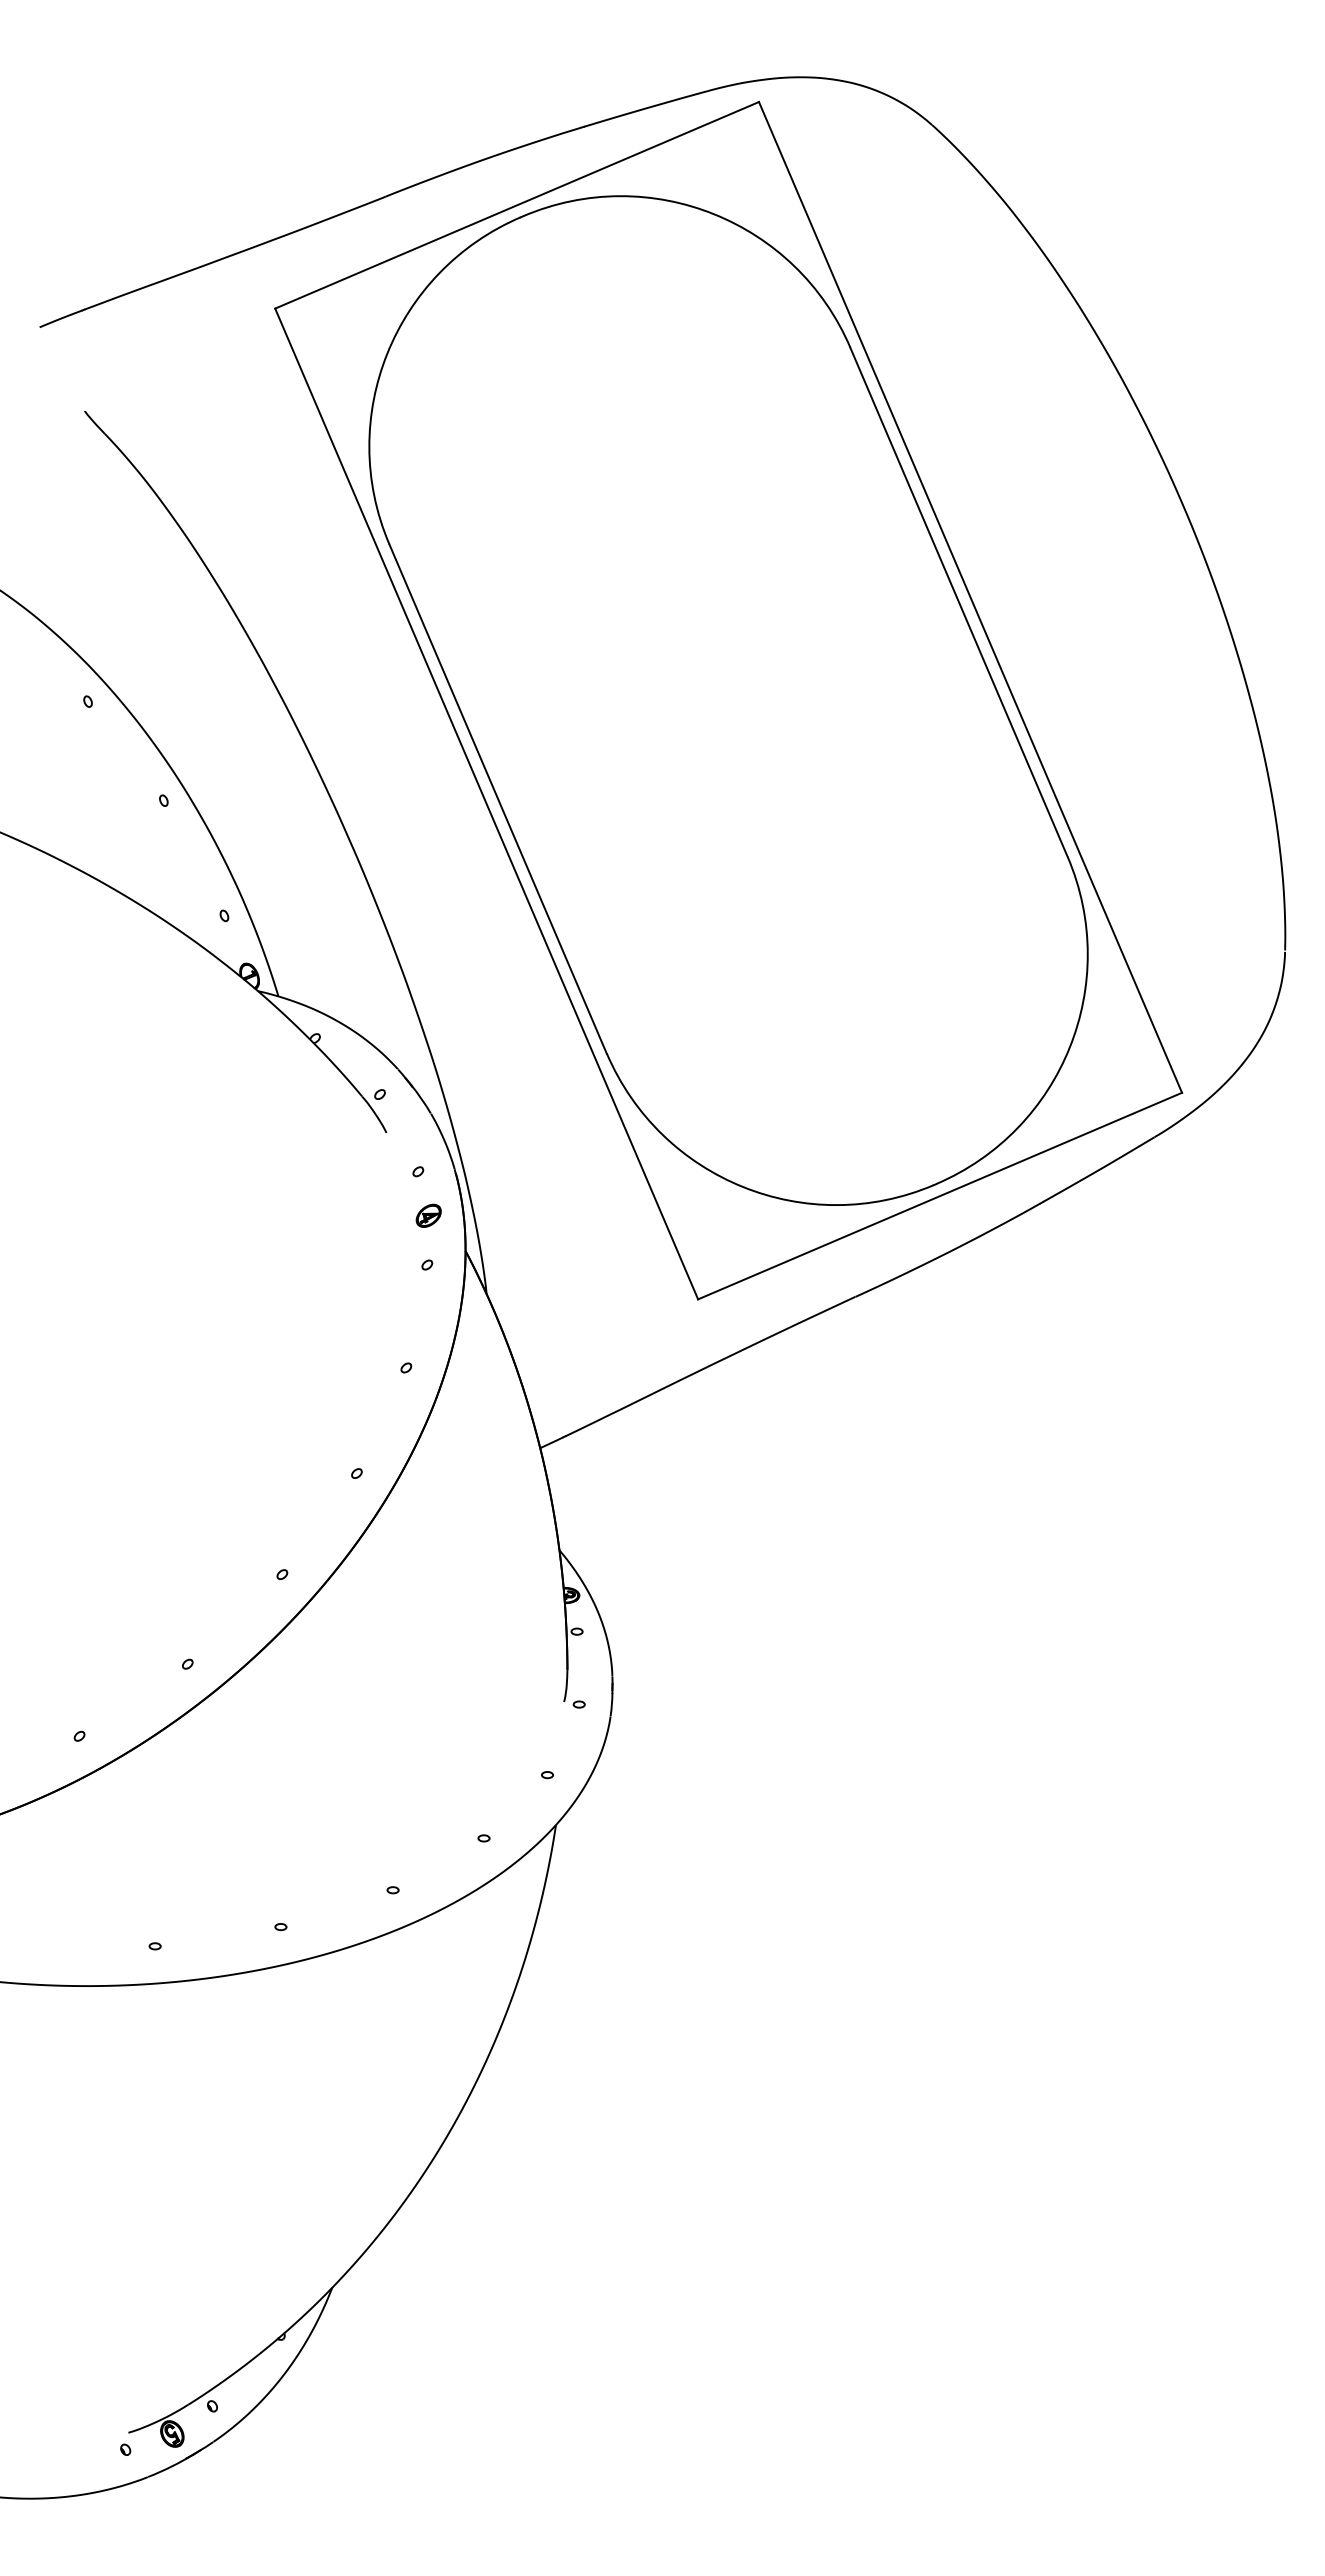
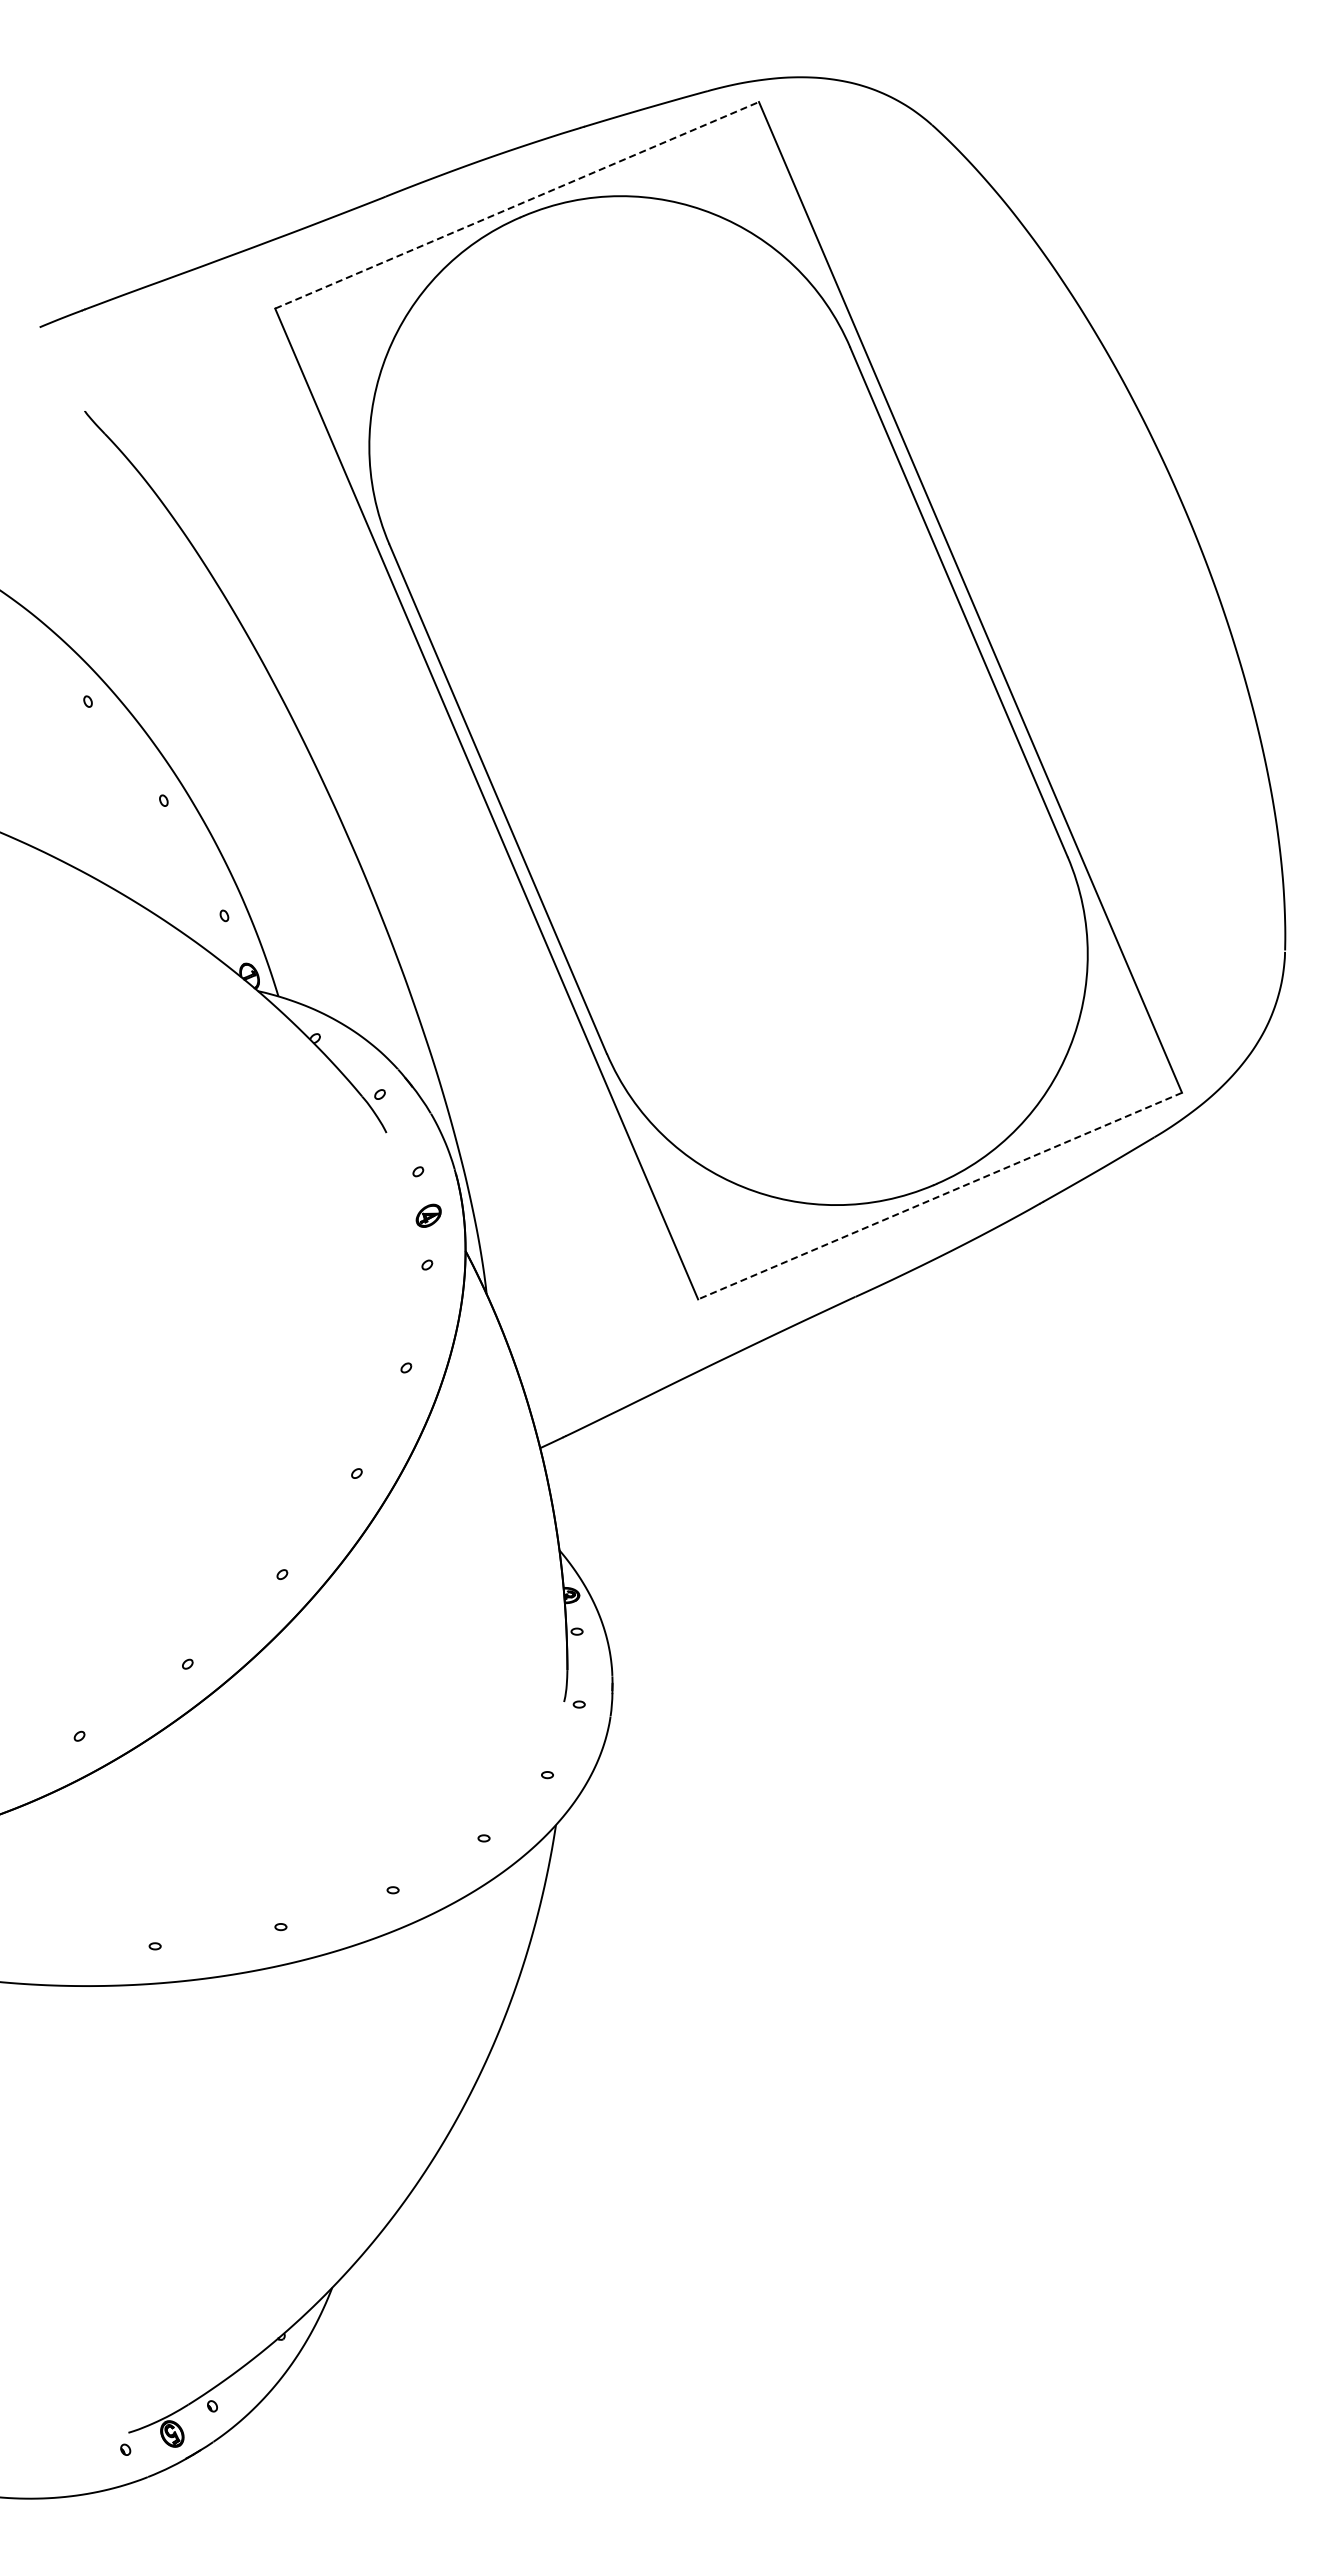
line: solid -> dashed (517, 205)
line: solid -> dashed (939, 1196)
